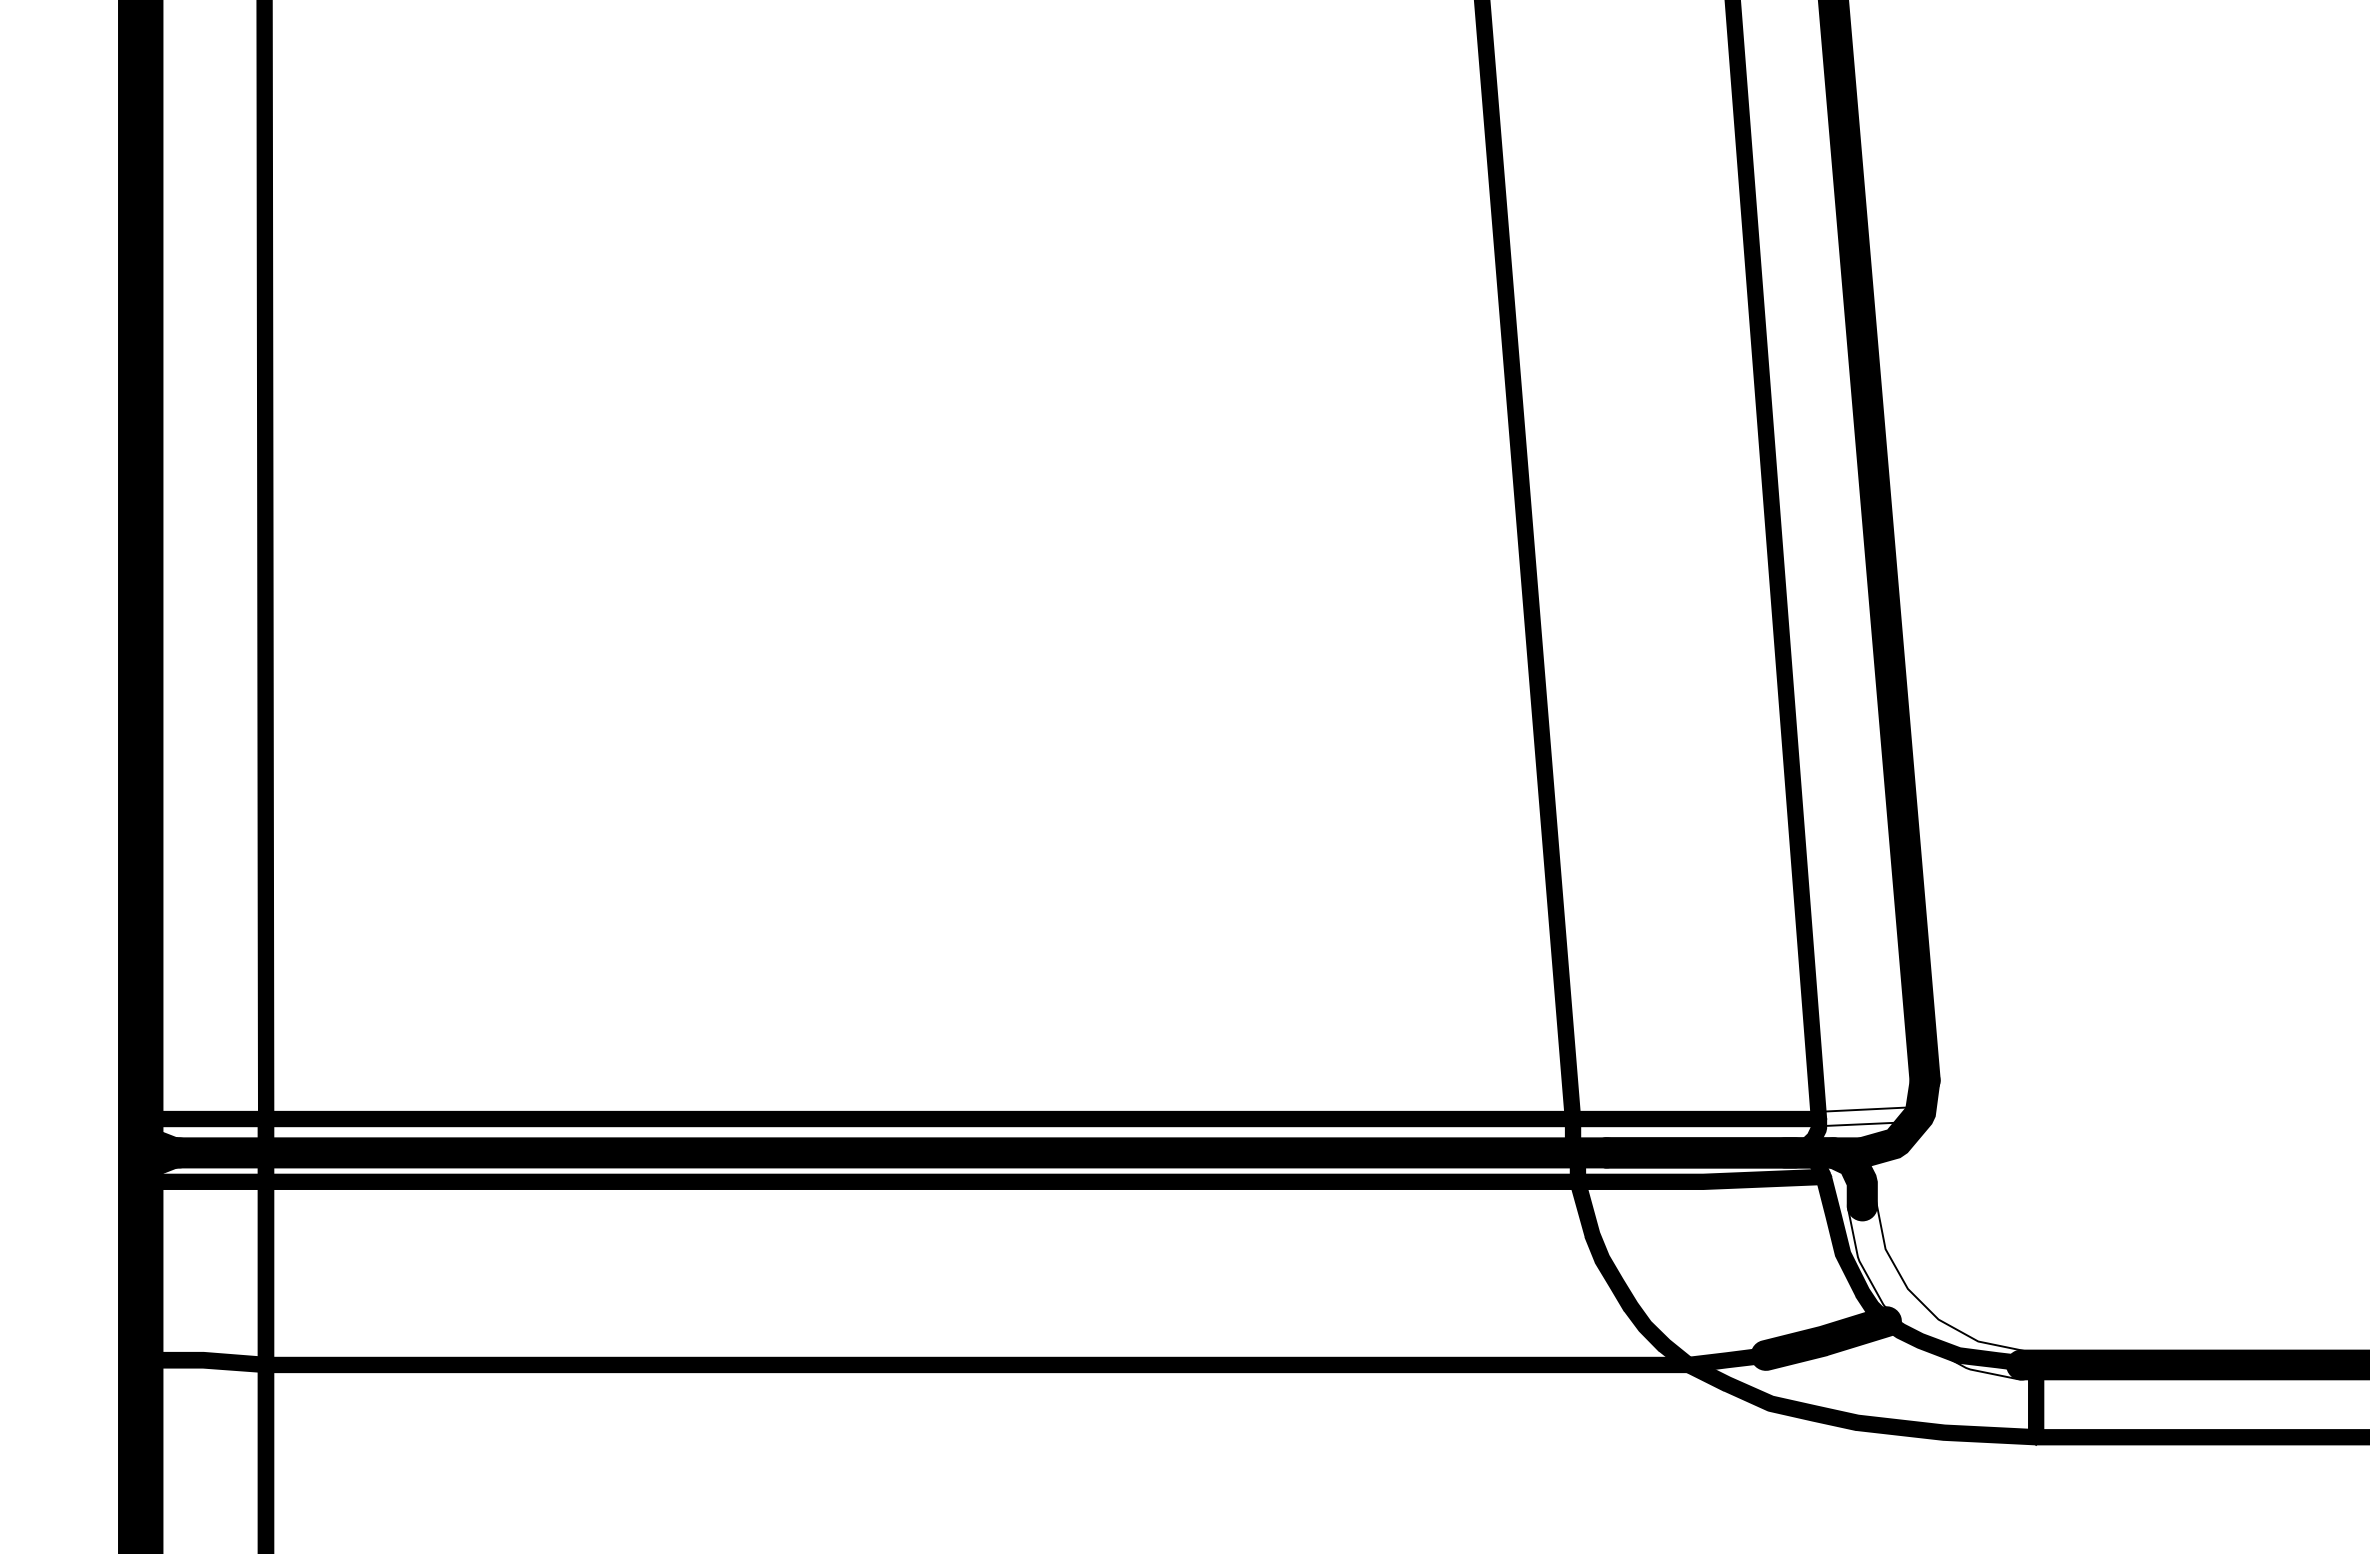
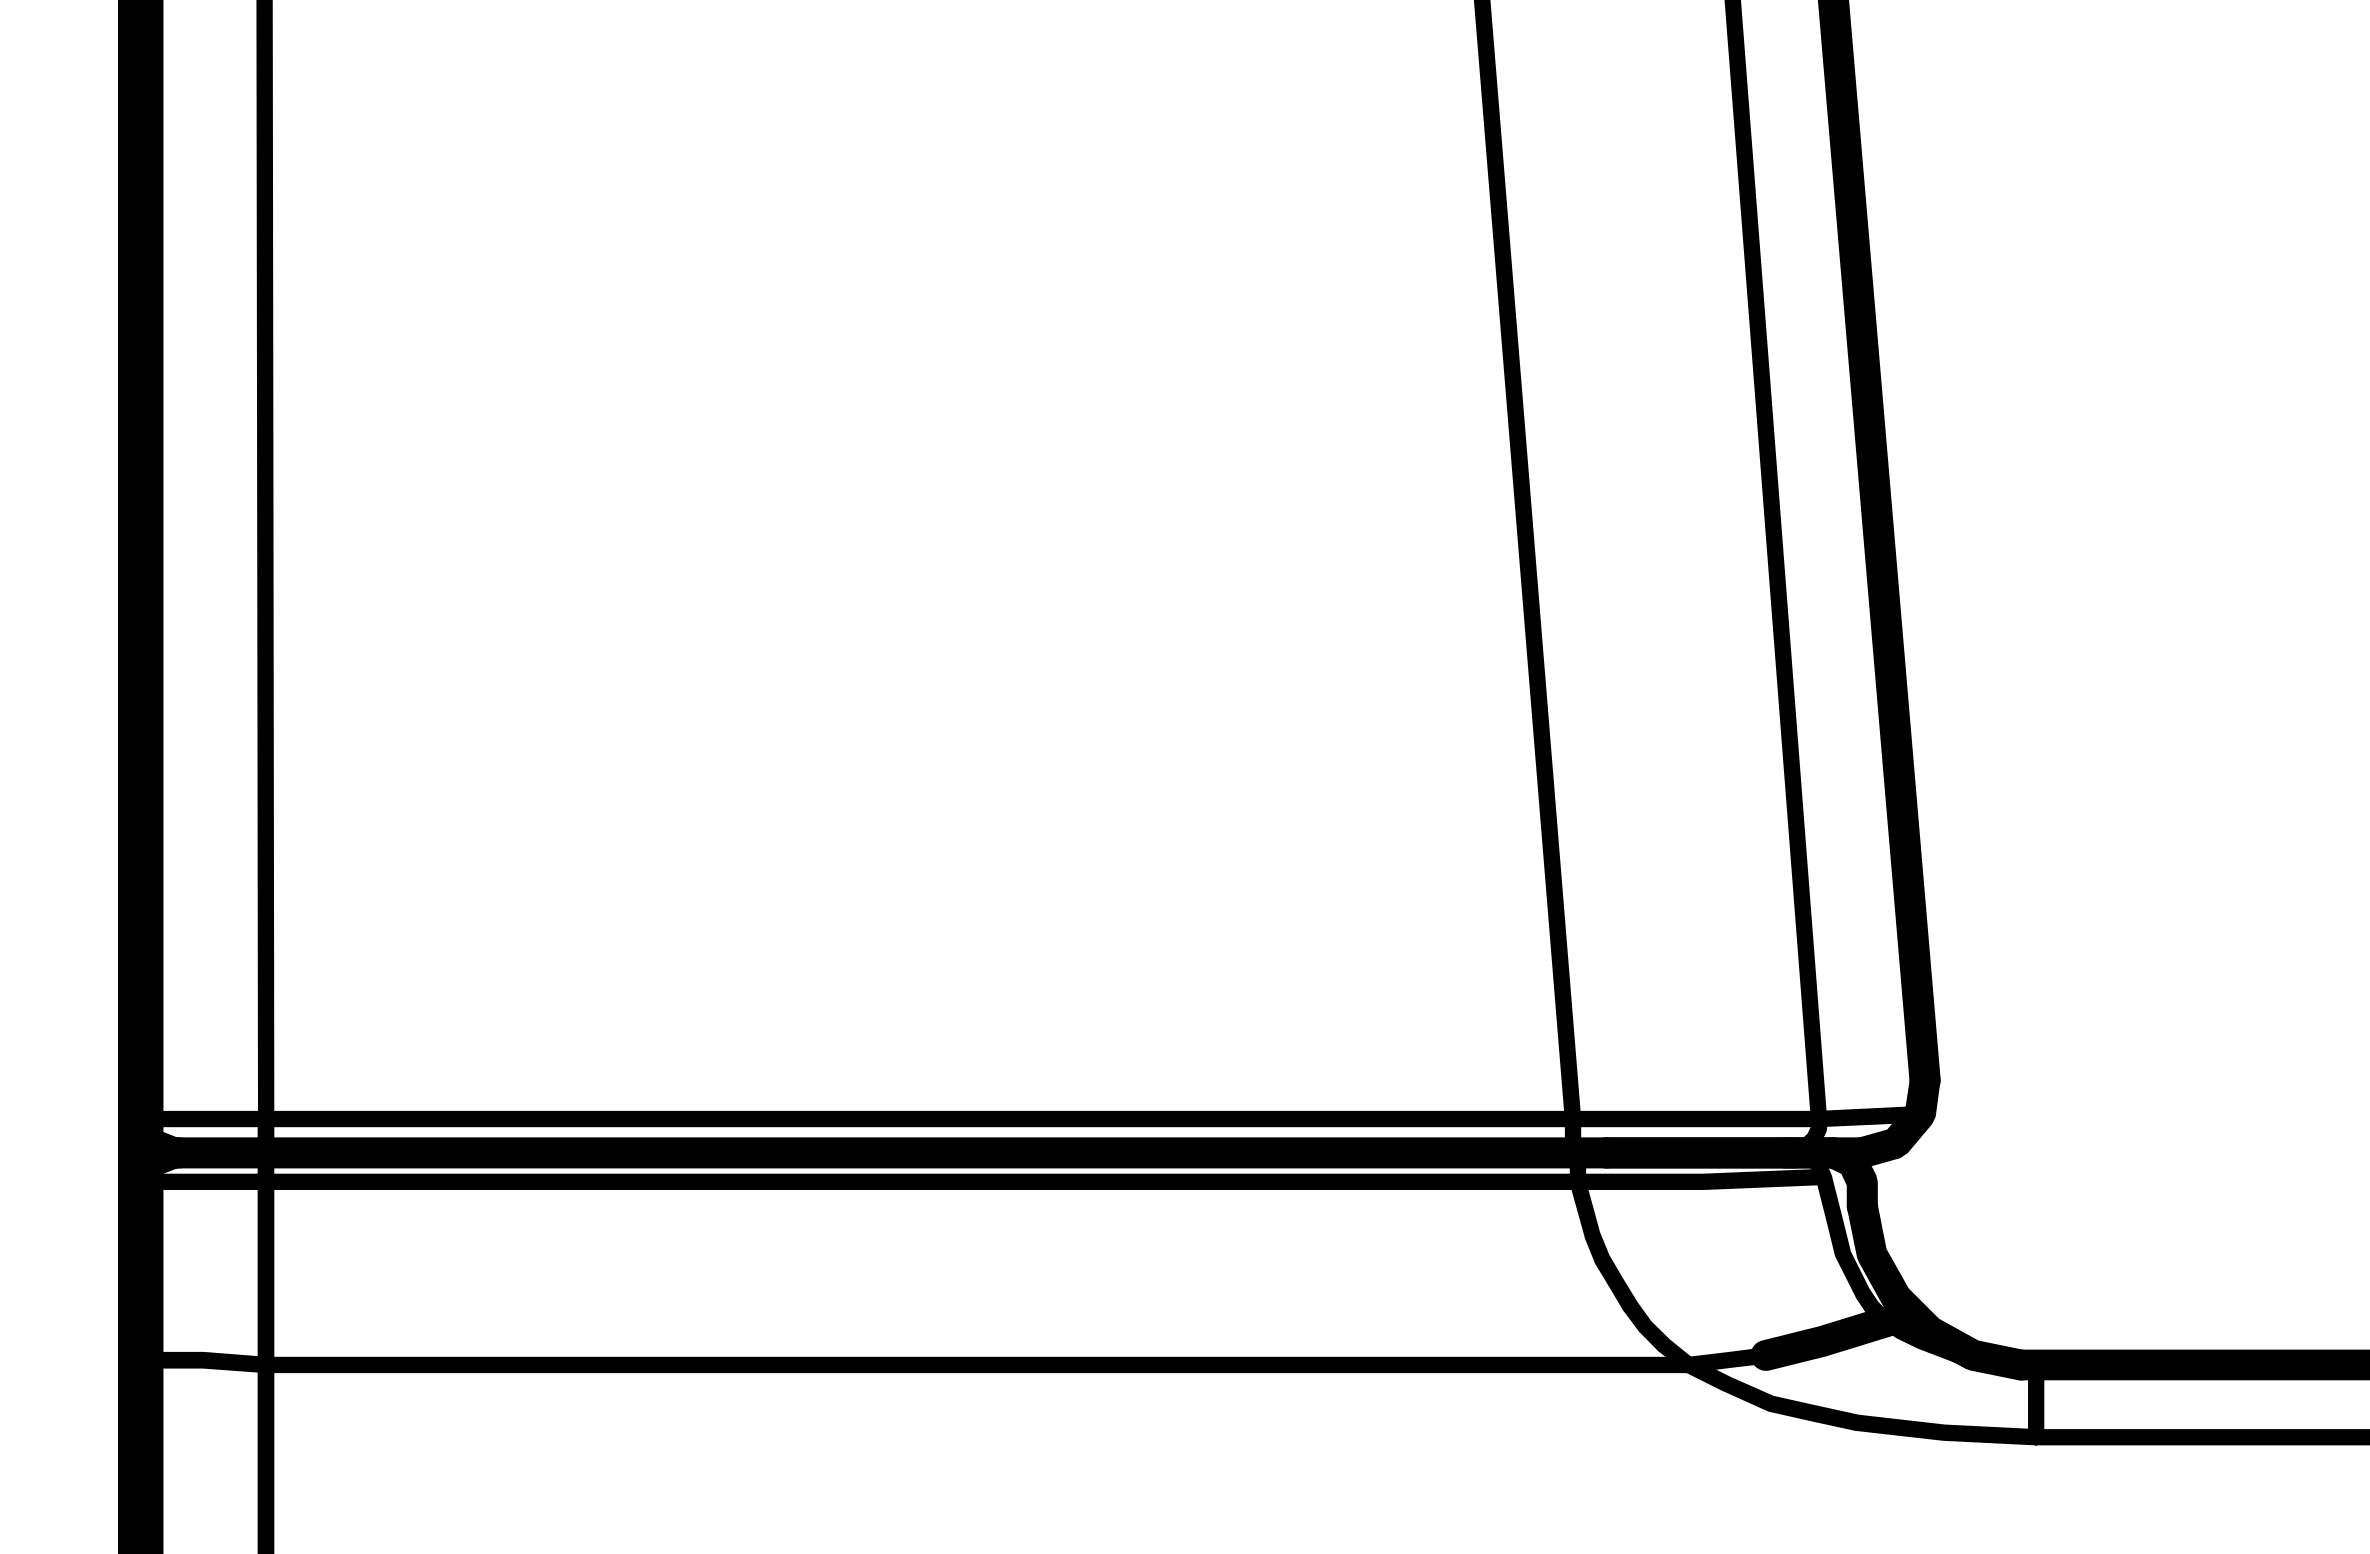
fill: none -> present (1869, 1116)
fill: none -> present (1941, 1285)
